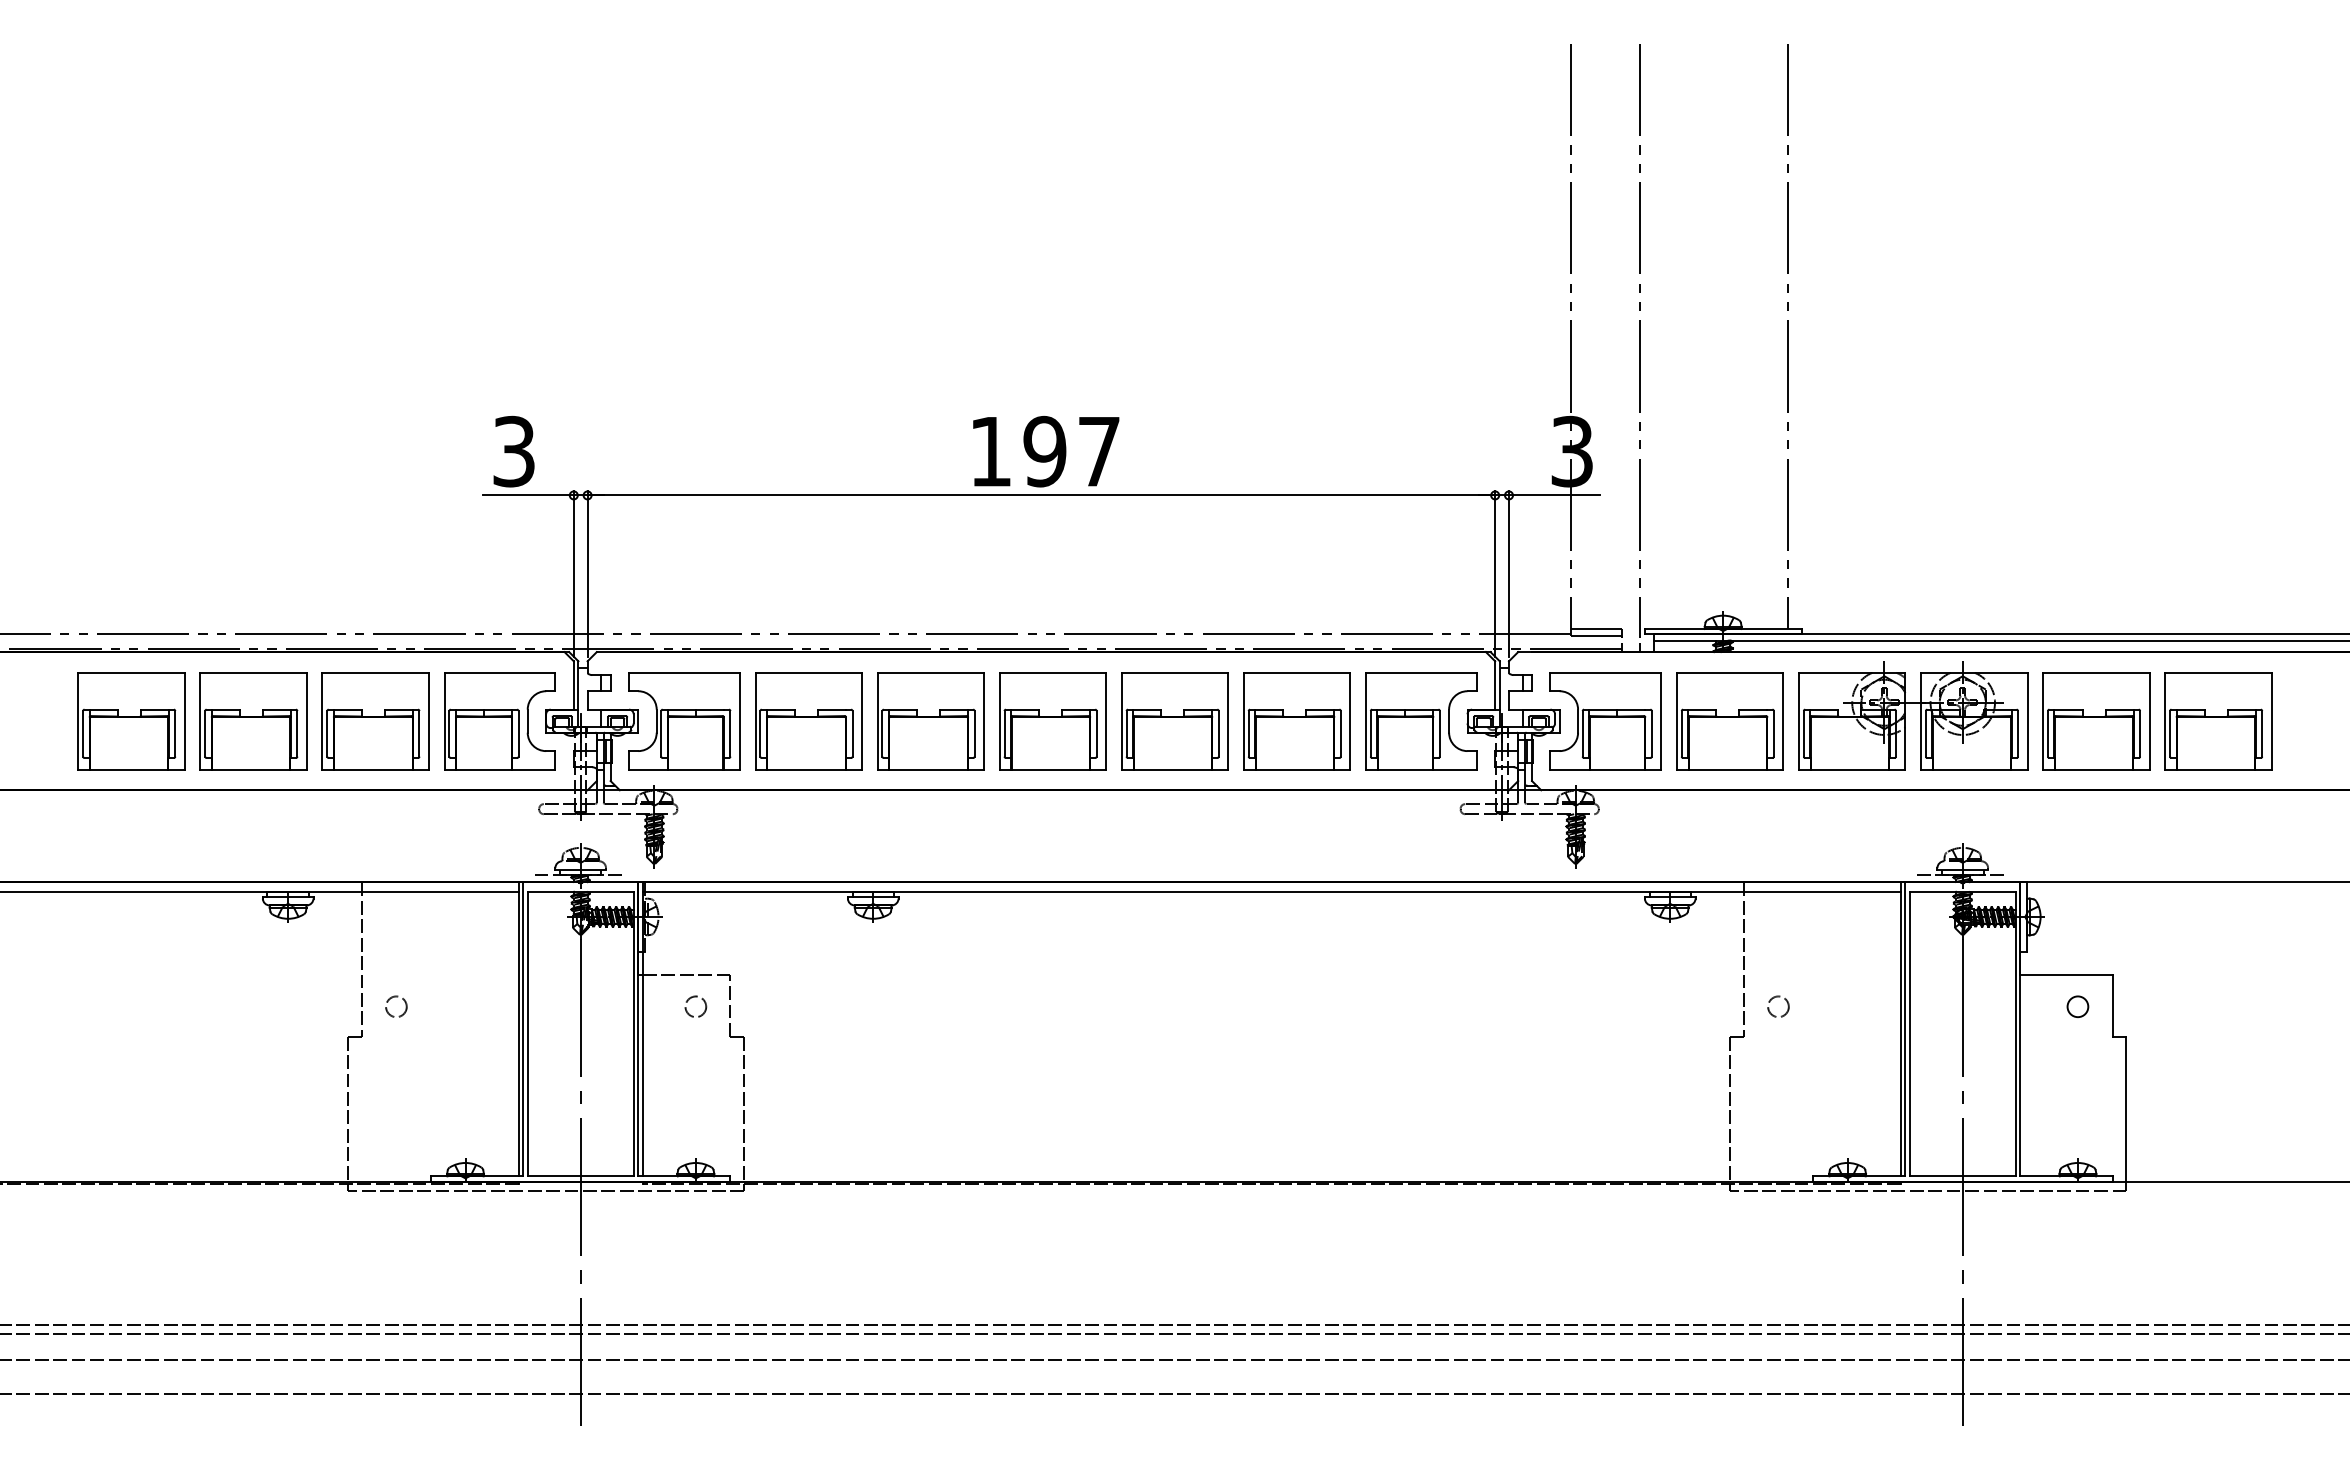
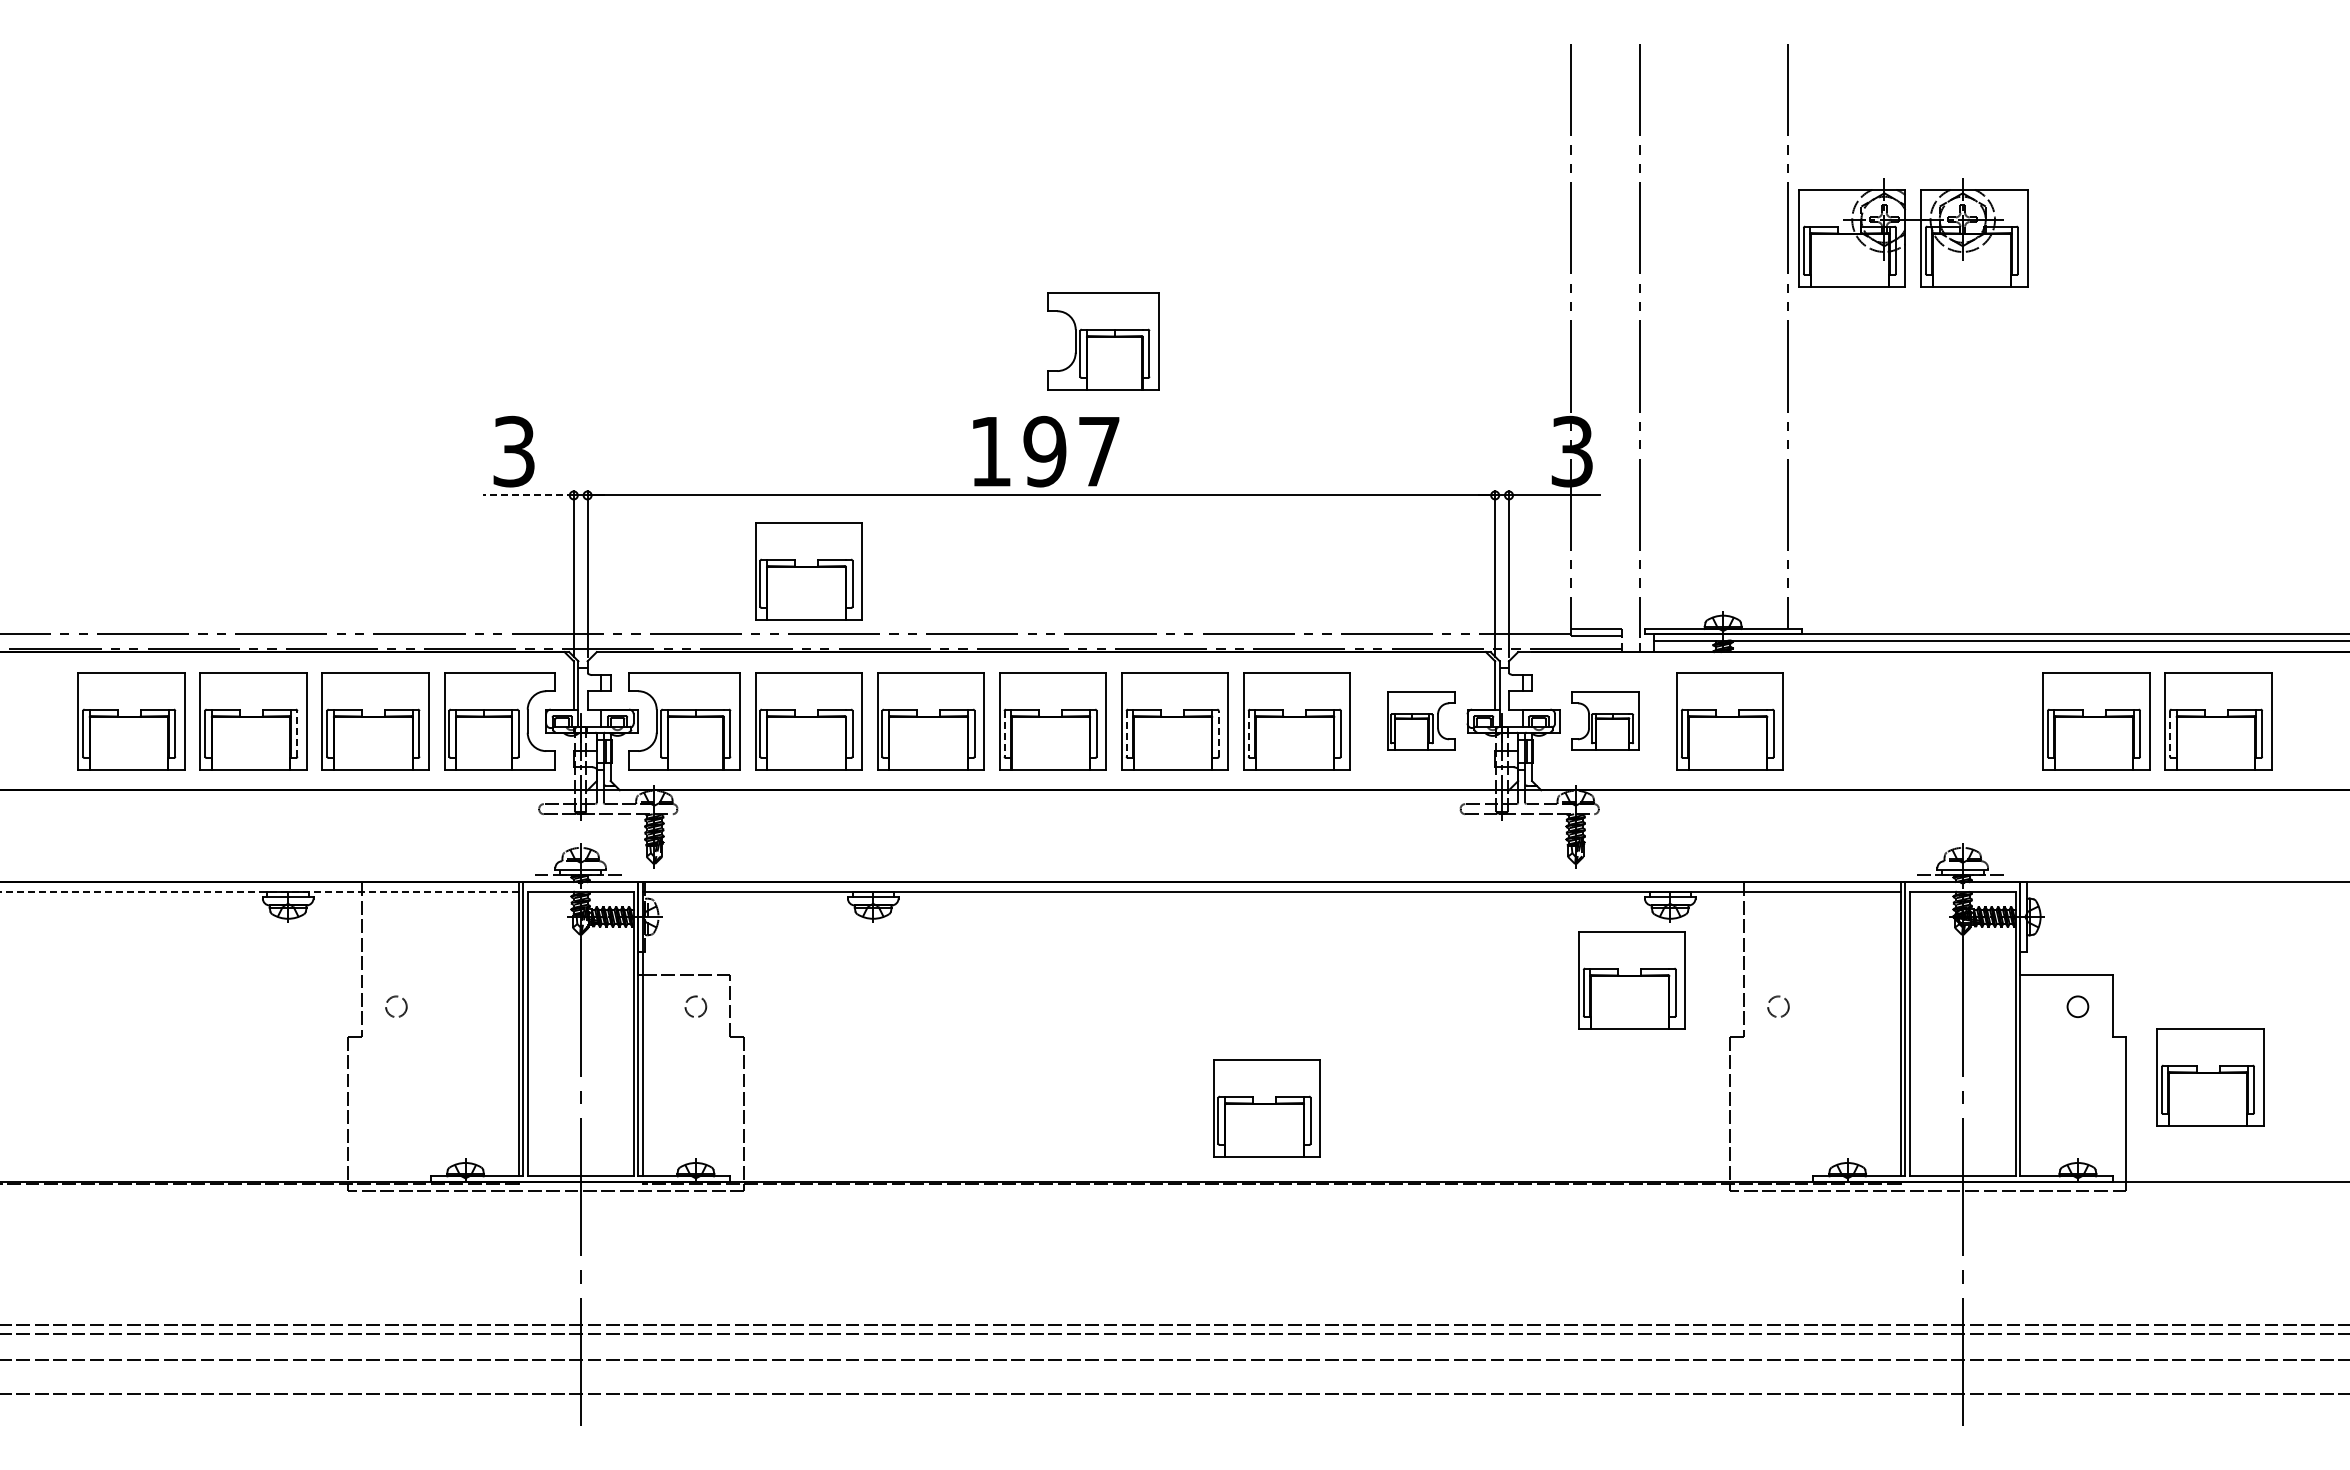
part: none -> present (1103, 341)
line: solid -> dashed (527, 495)
part: none -> present (808, 571)
part position: (1920, 715) -> (1920, 232) (1920, 232)
part size: 113x99 px -> 69x60 px (1421, 720)
part size: 113x99 px -> 69x60 px (1605, 720)
line: solid -> dashed (297, 733)
line: solid -> dashed (1004, 733)
line: solid -> dashed (1126, 733)
line: solid -> dashed (1218, 733)
line: solid -> dashed (1248, 733)
line: solid -> dashed (2170, 733)
line: solid -> dashed (259, 891)
part: none -> present (1631, 980)
part: none -> present (2210, 1077)
part: none -> present (1266, 1108)
